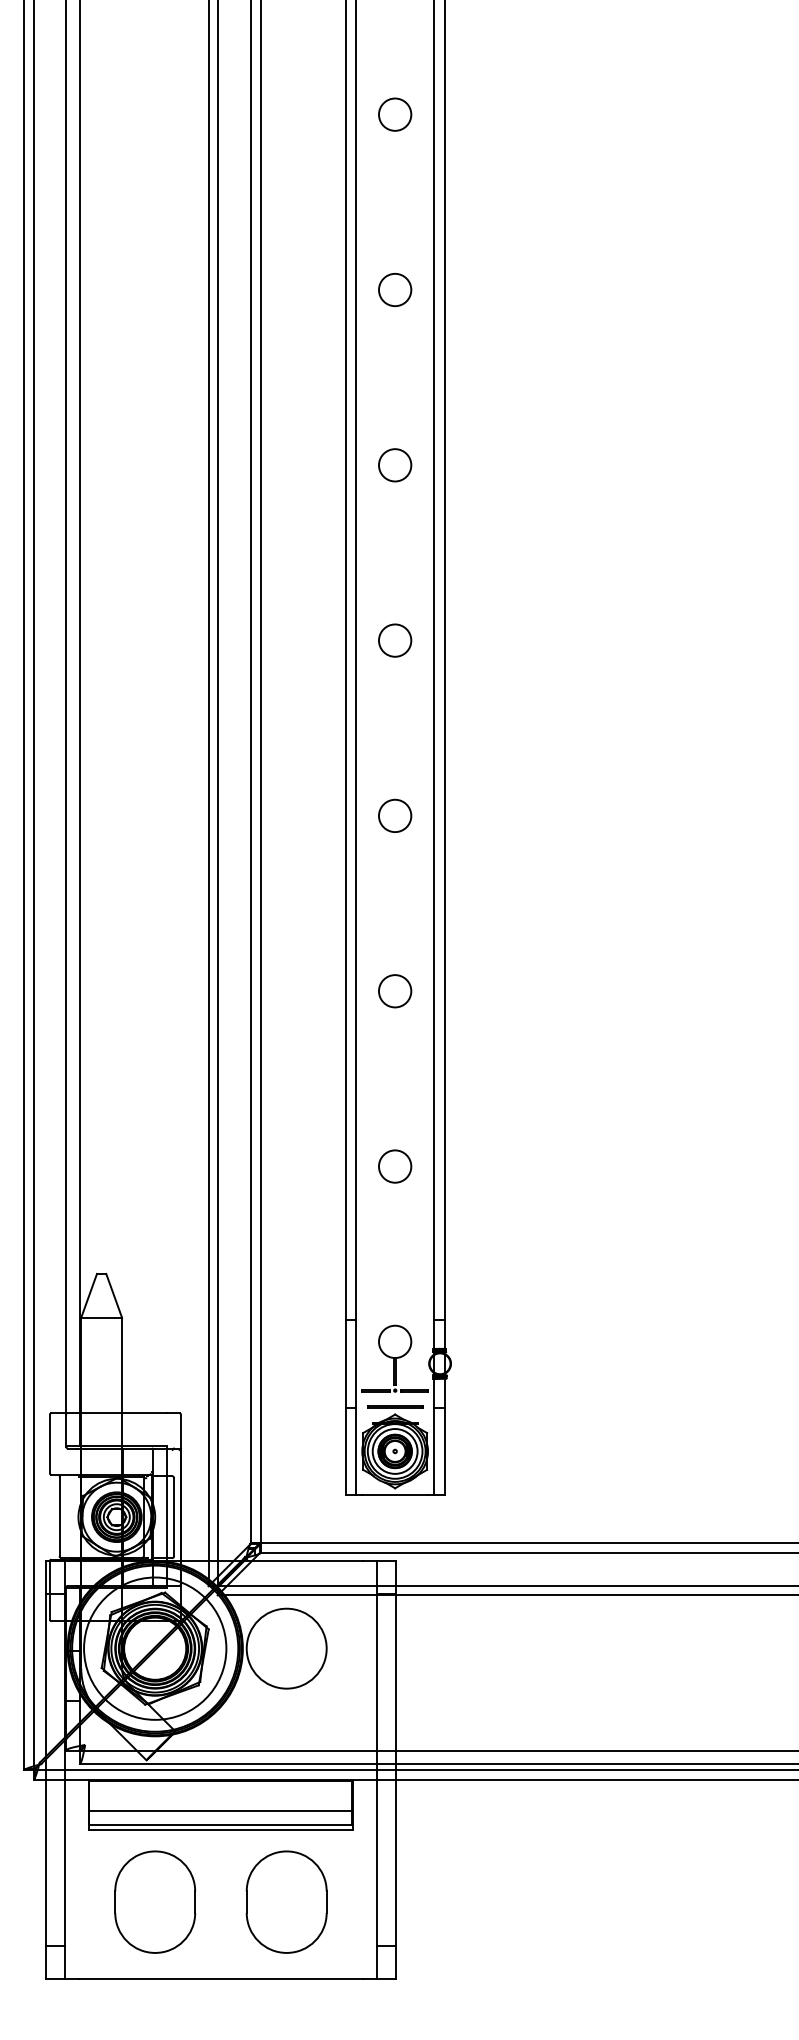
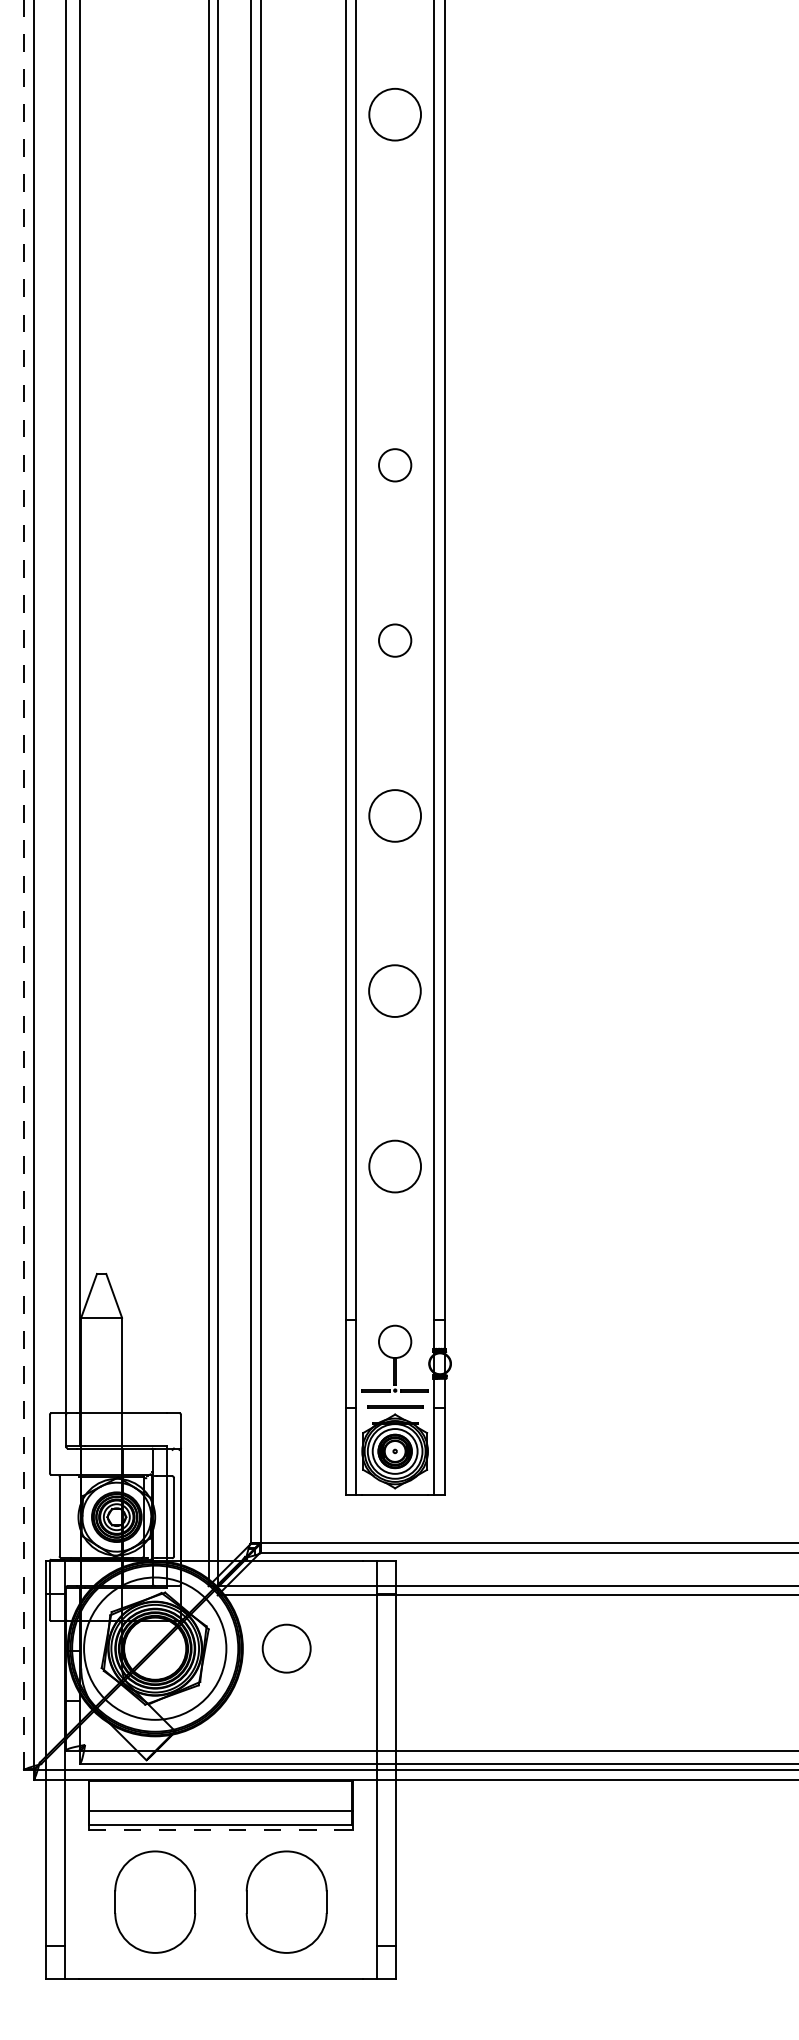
circle diameter: 32 px -> 52 px (395, 114)
circle: present -> none (395, 289)
circle diameter: 32 px -> 52 px (395, 815)
line: solid -> dashed (23, 885)
circle size: 35x35 px -> 54x54 px (394, 990)
circle diameter: 32 px -> 52 px (395, 1166)
circle diameter: 80 px -> 48 px (286, 1648)
line: solid -> dashed (221, 1829)
